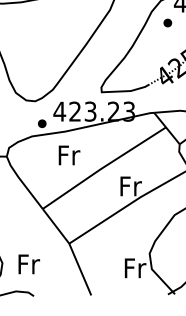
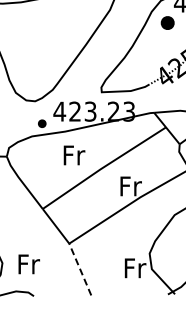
part size: 10x10 px -> 15x14 px (167, 22)
text position: (69, 155) -> (74, 155) (74, 155)
line: solid -> dashed (80, 269)
